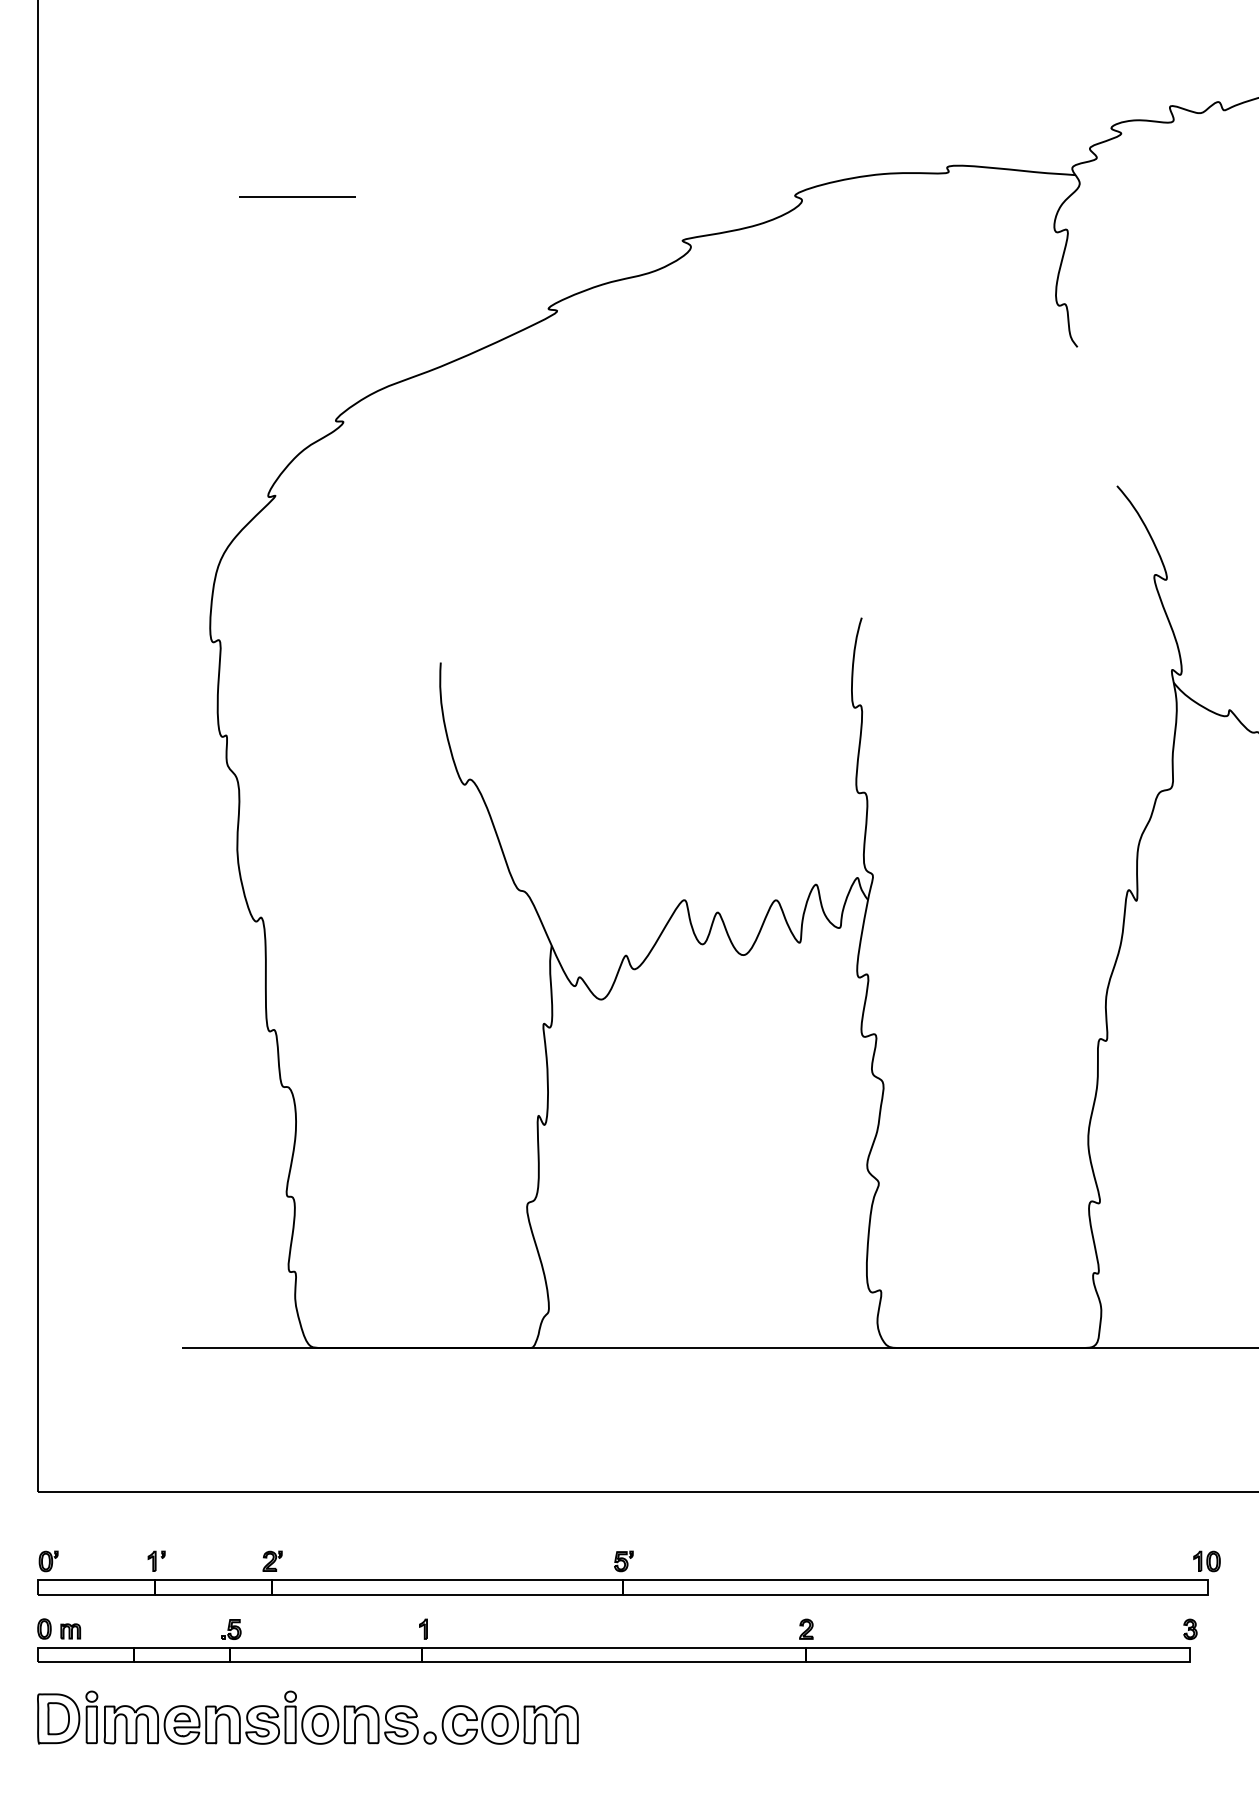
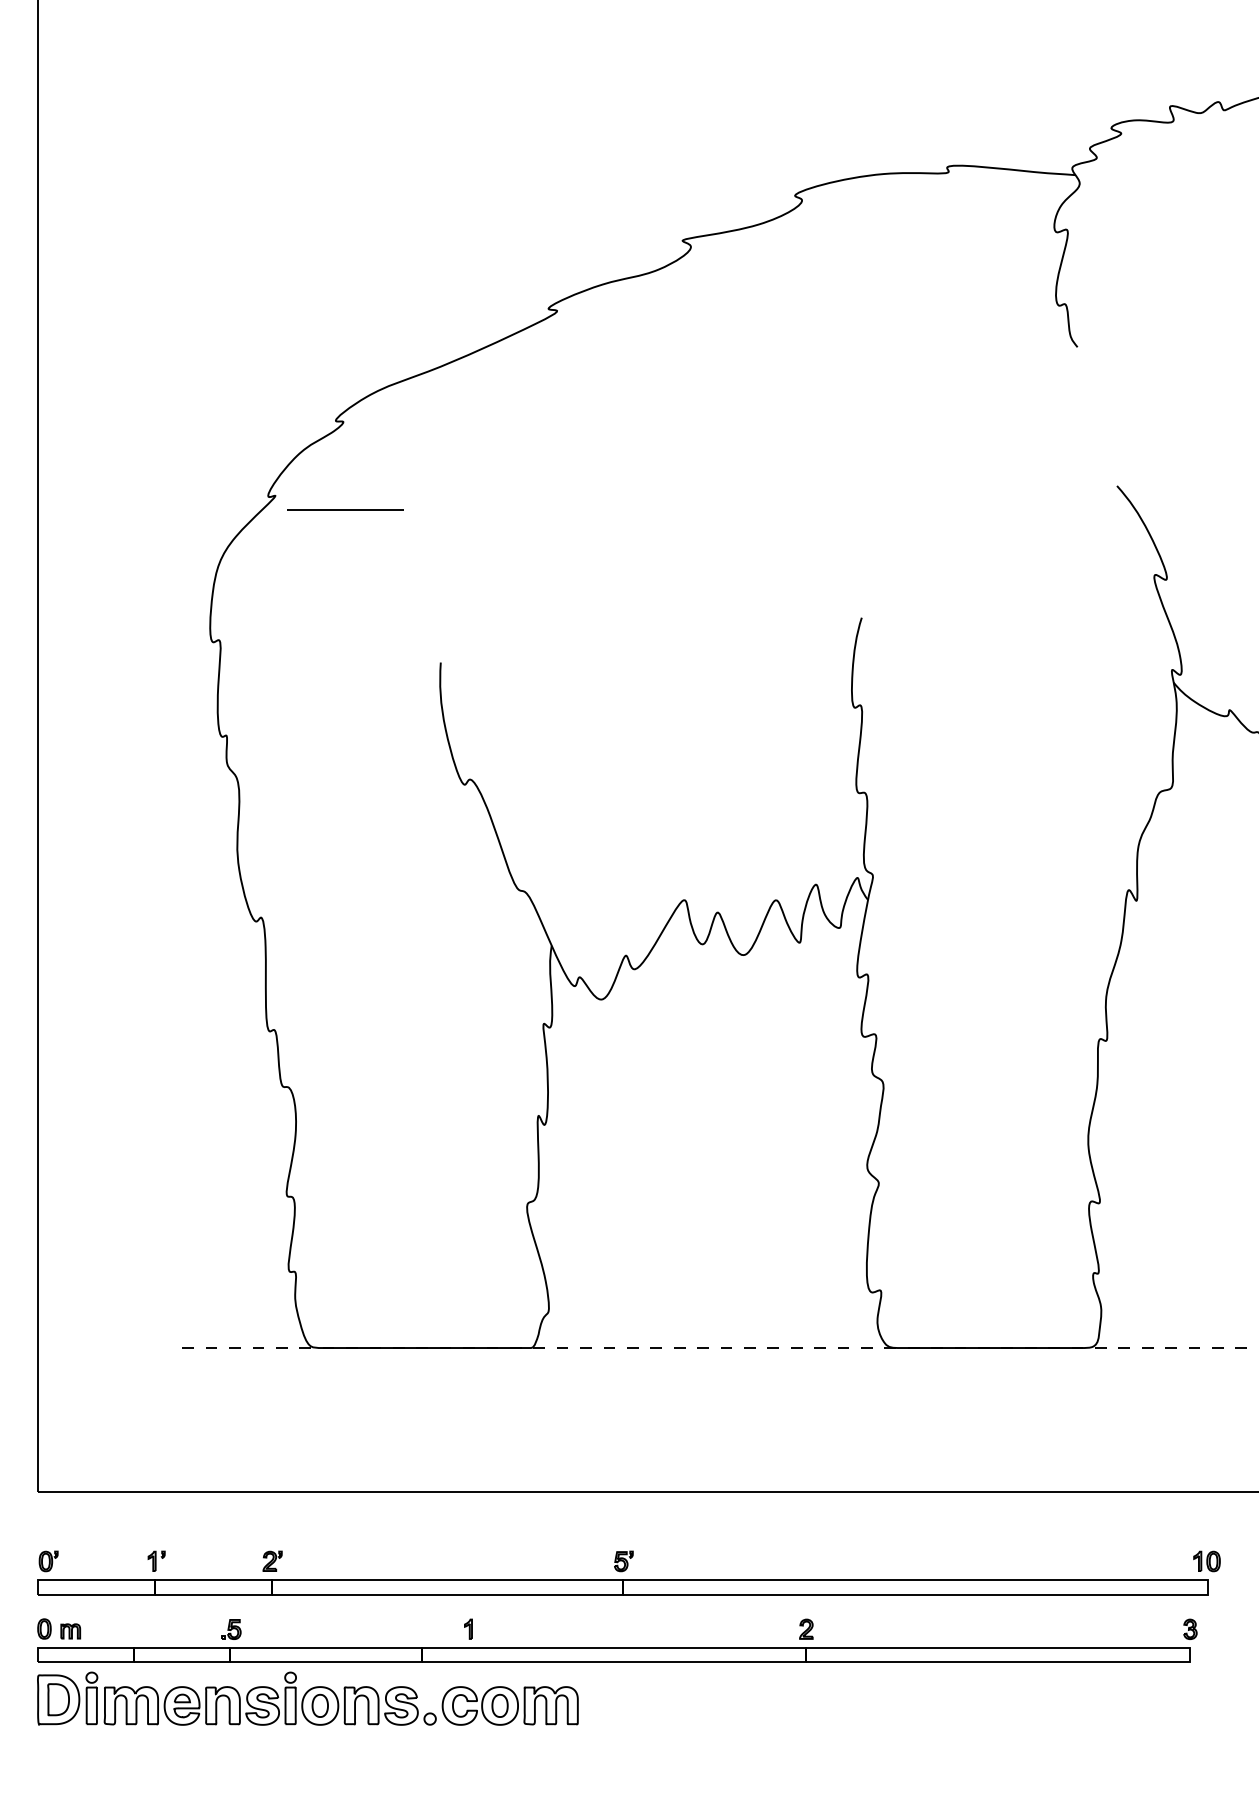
line position: (297, 196) -> (345, 509) (345, 509)
line: solid -> dashed (720, 1348)
part position: (423, 1628) -> (468, 1628) (468, 1628)
part position: (307, 1717) -> (307, 1698) (307, 1698)
